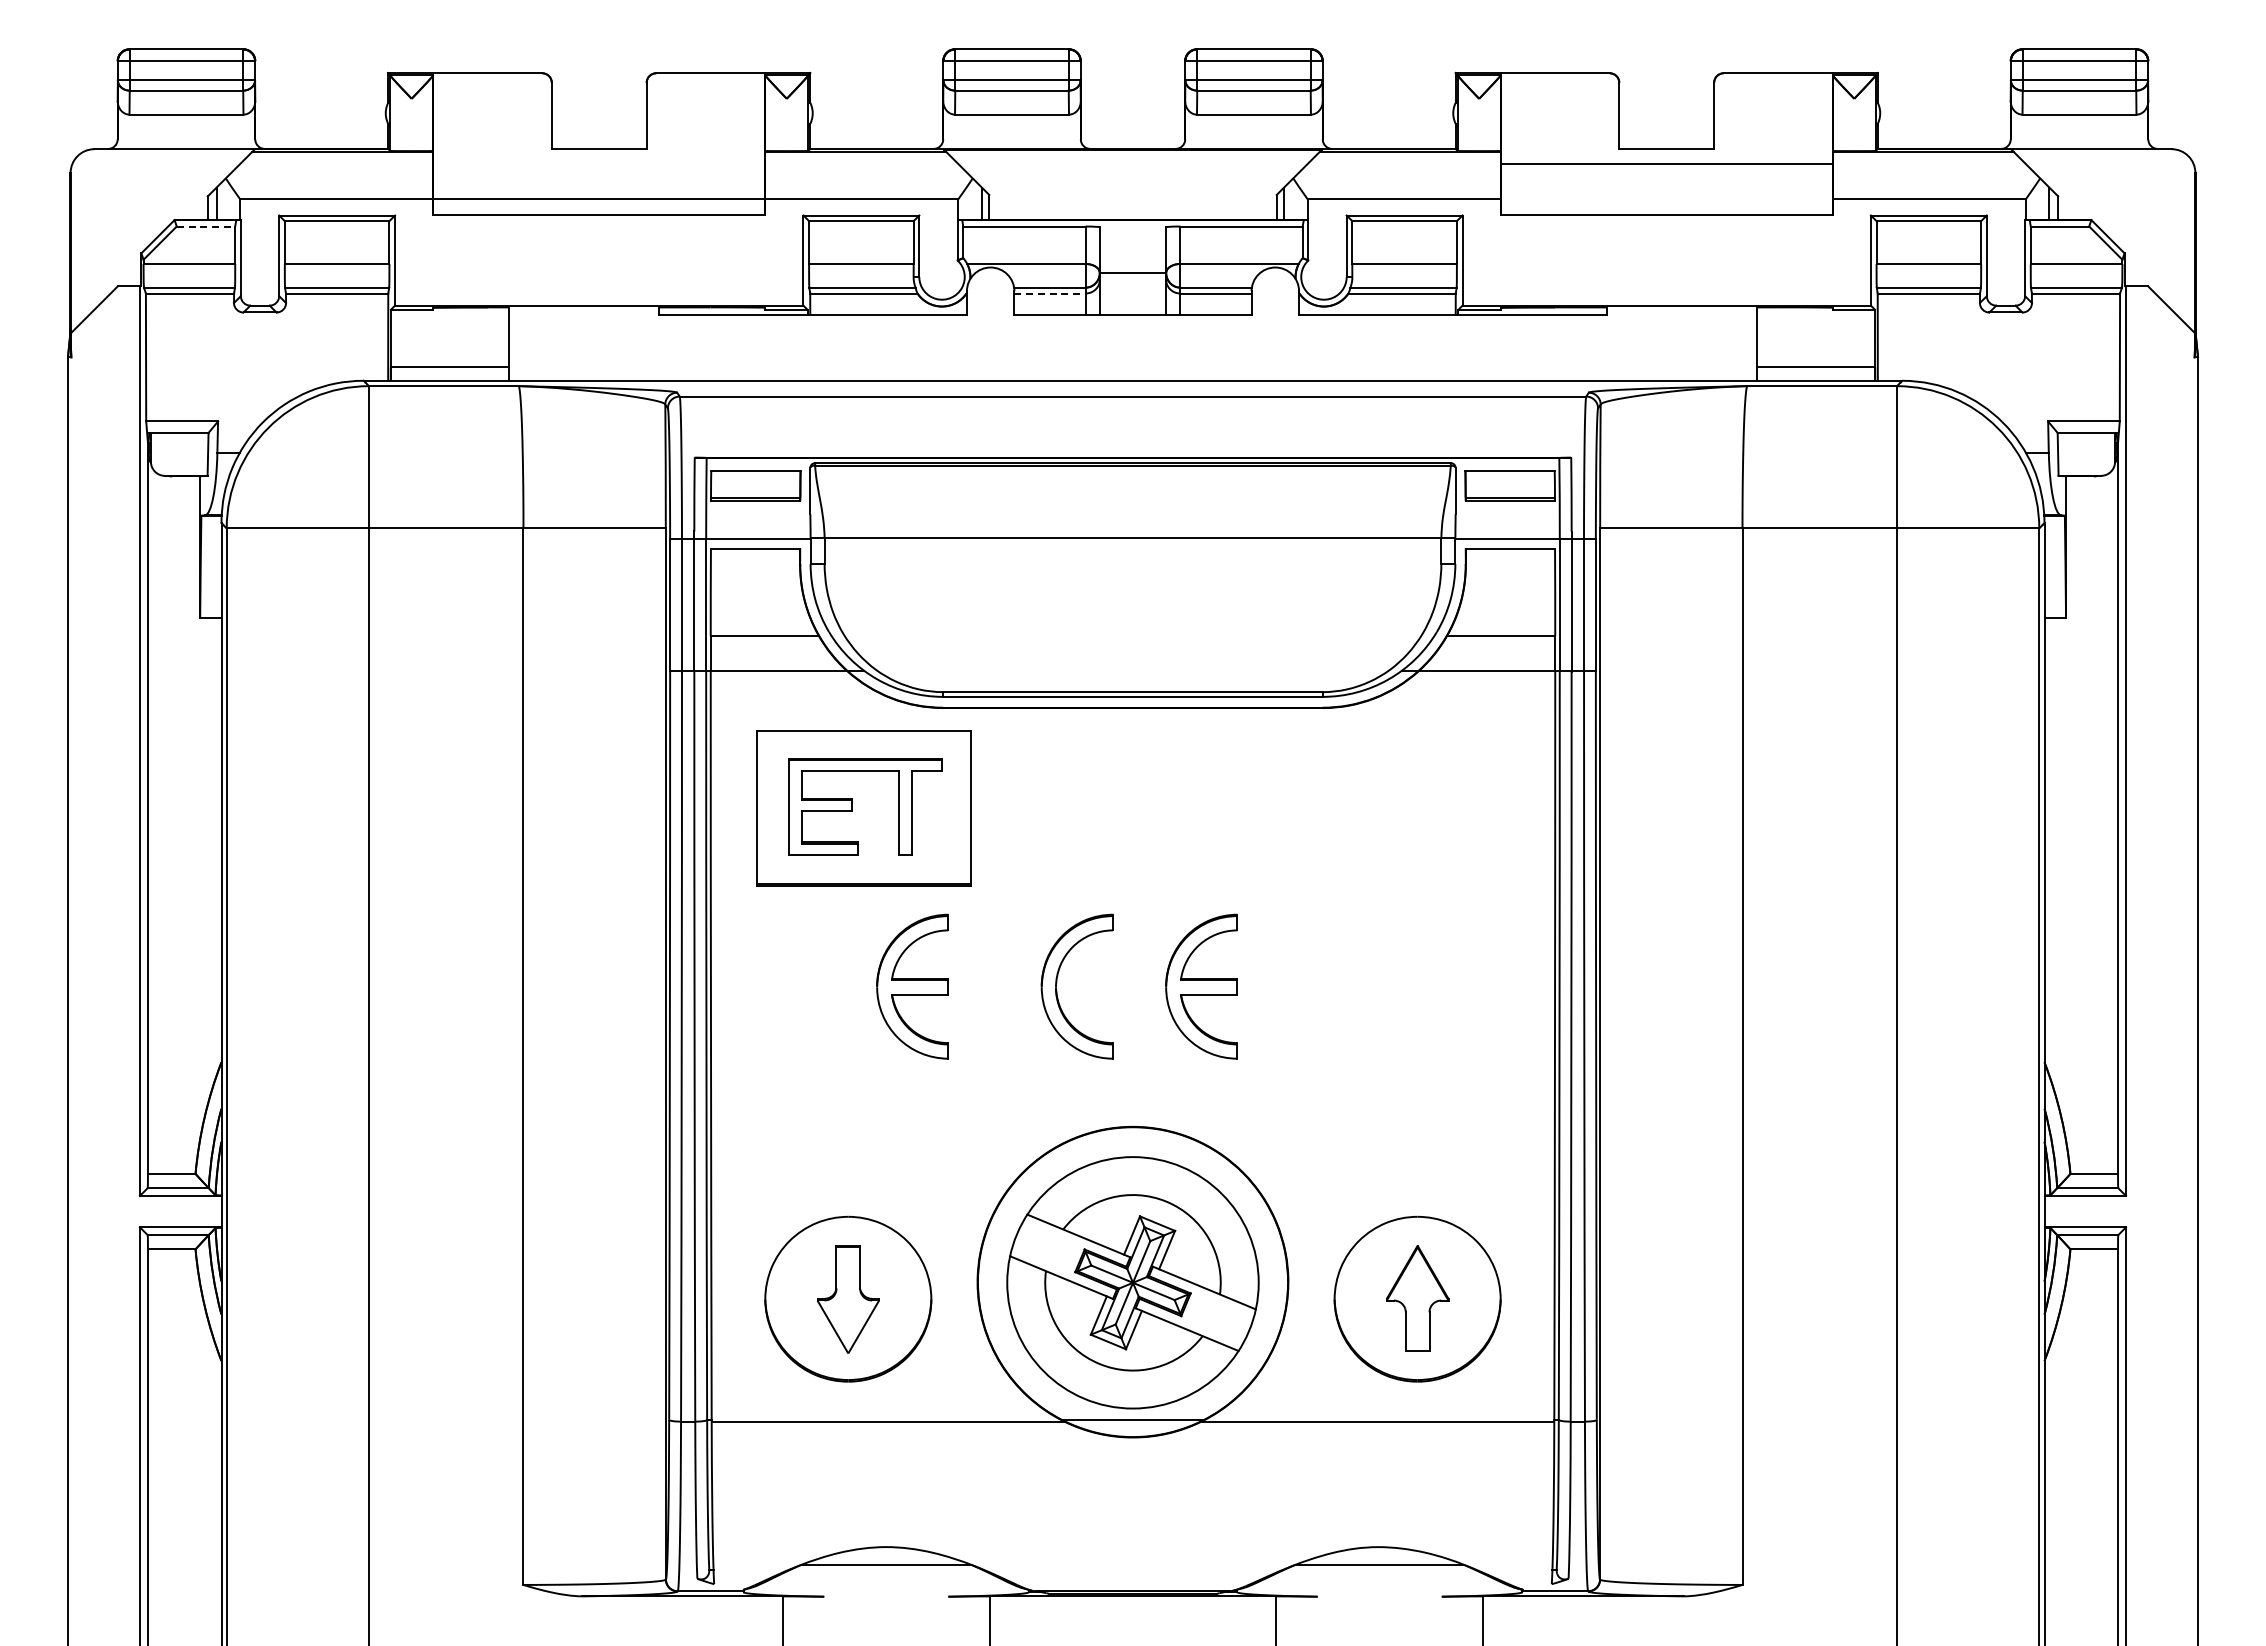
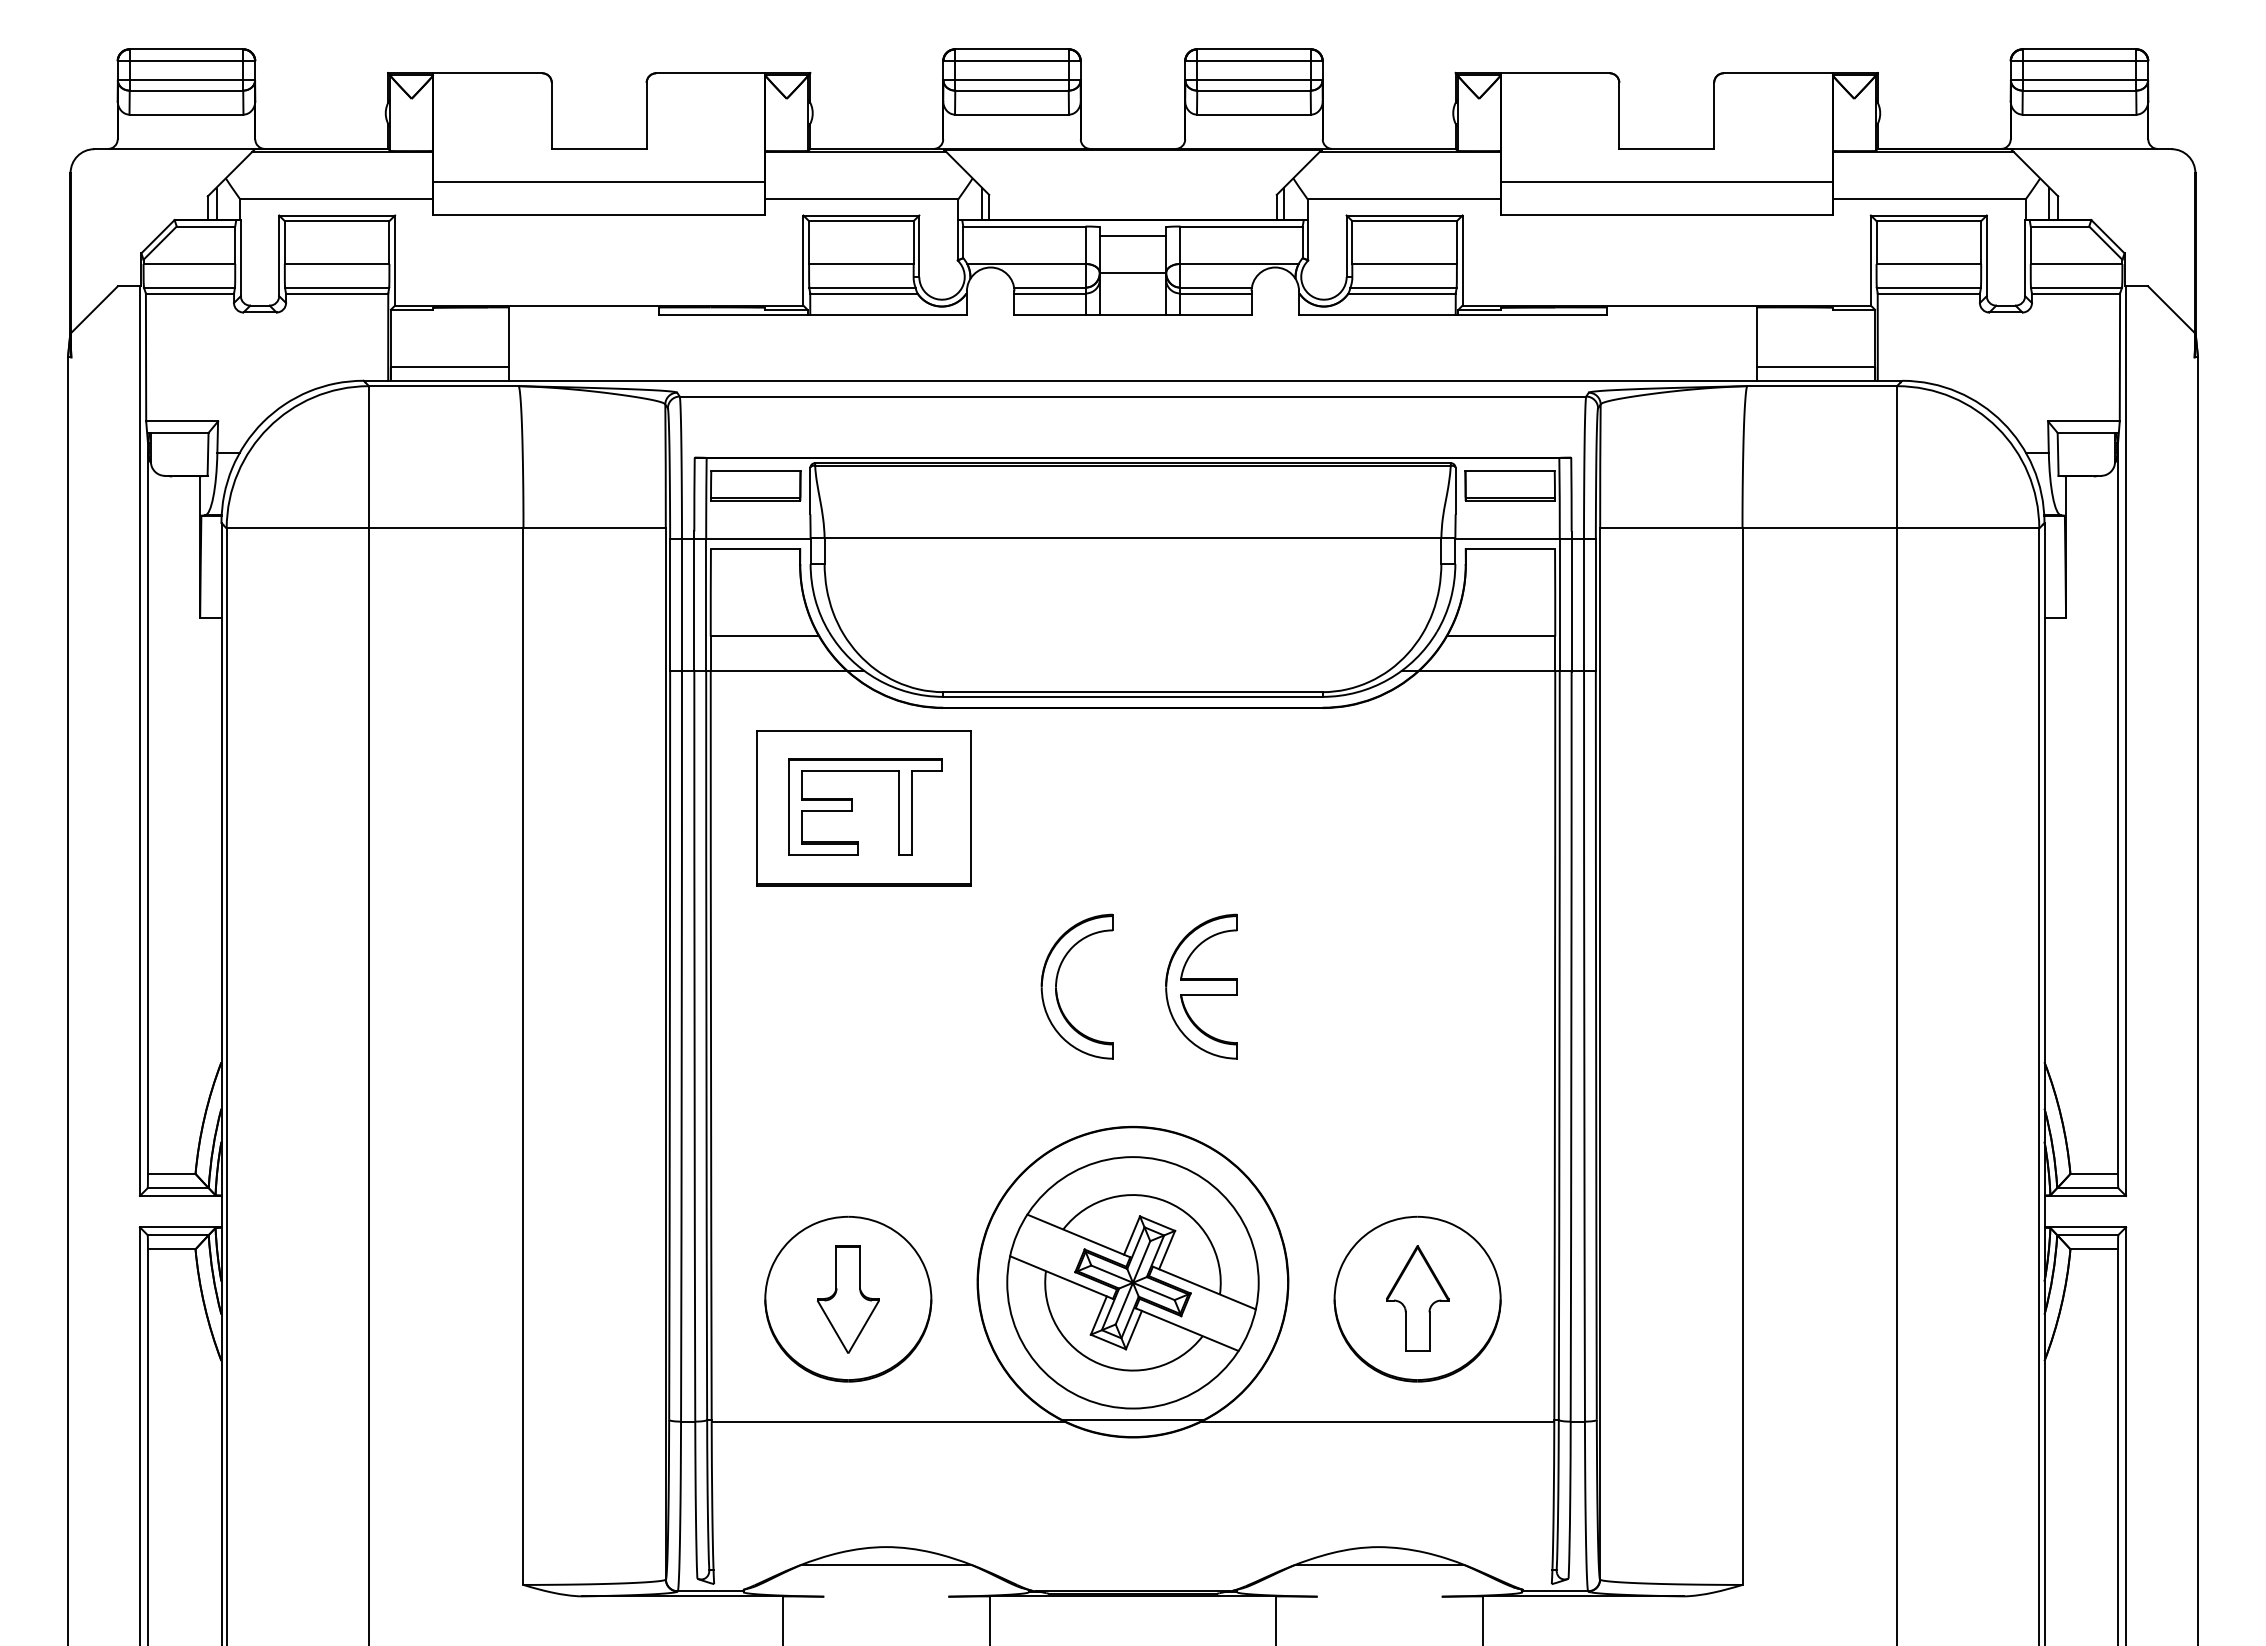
line position: (1666, 164) -> (1666, 182) (1666, 182)
line position: (599, 199) -> (599, 182) (599, 182)
line: dashed -> solid (206, 226)
line: none -> present (1132, 235)
line: dashed -> solid (1049, 293)
part: present -> none (912, 986)
